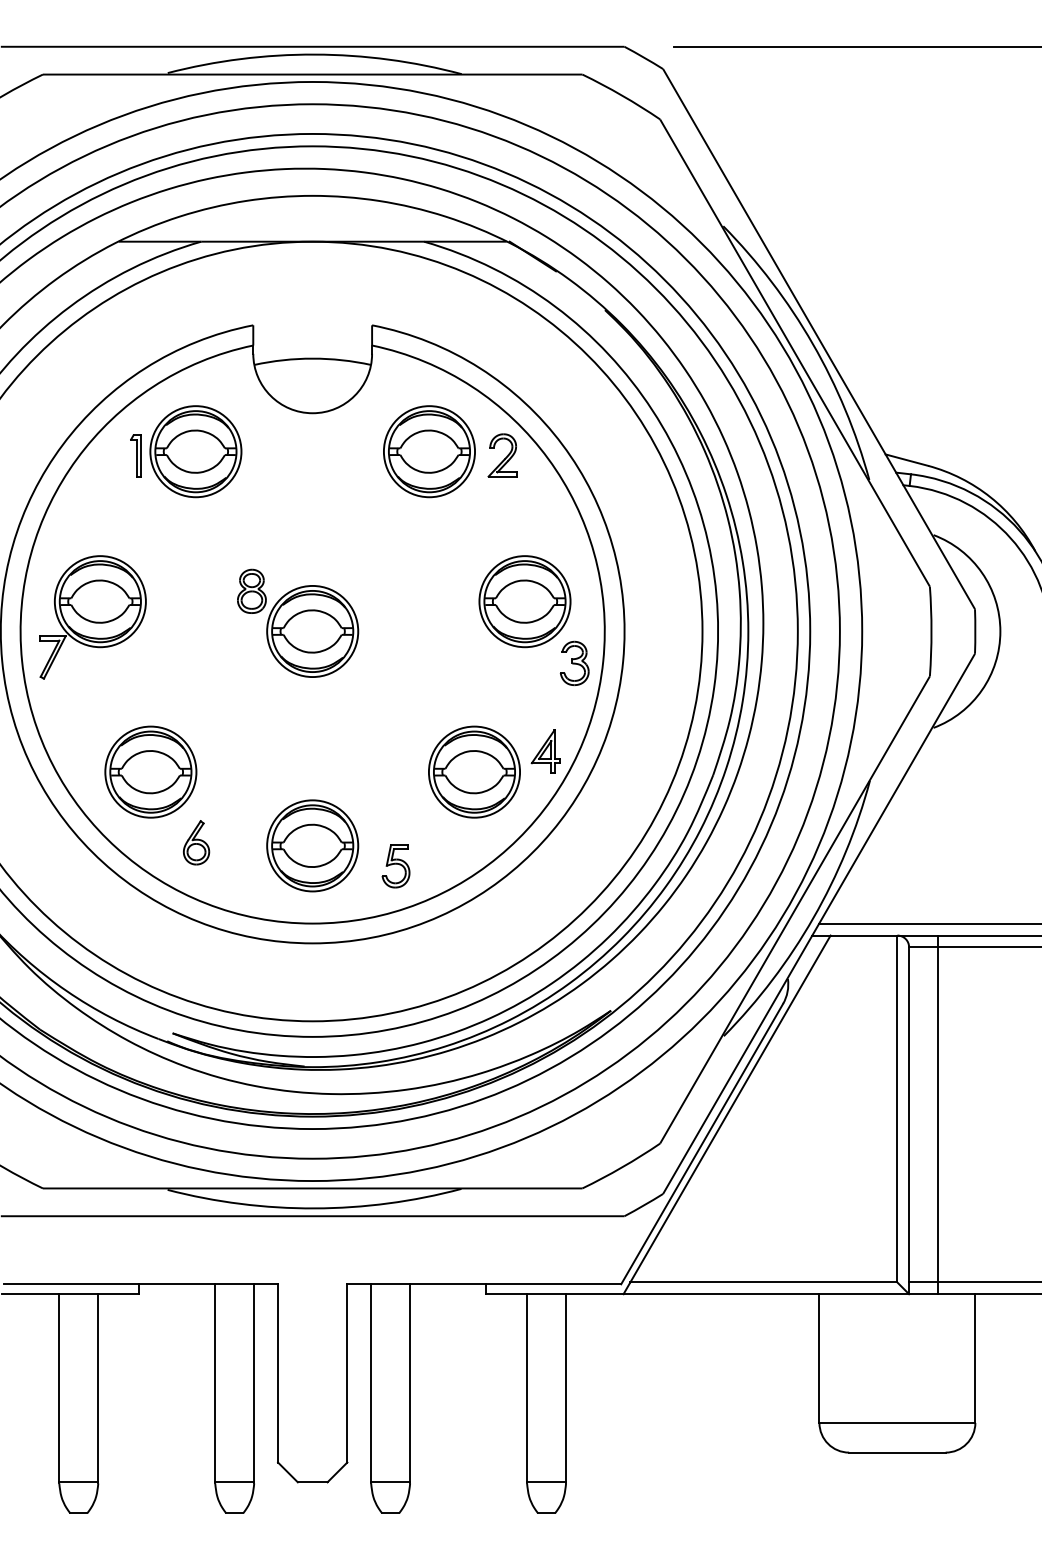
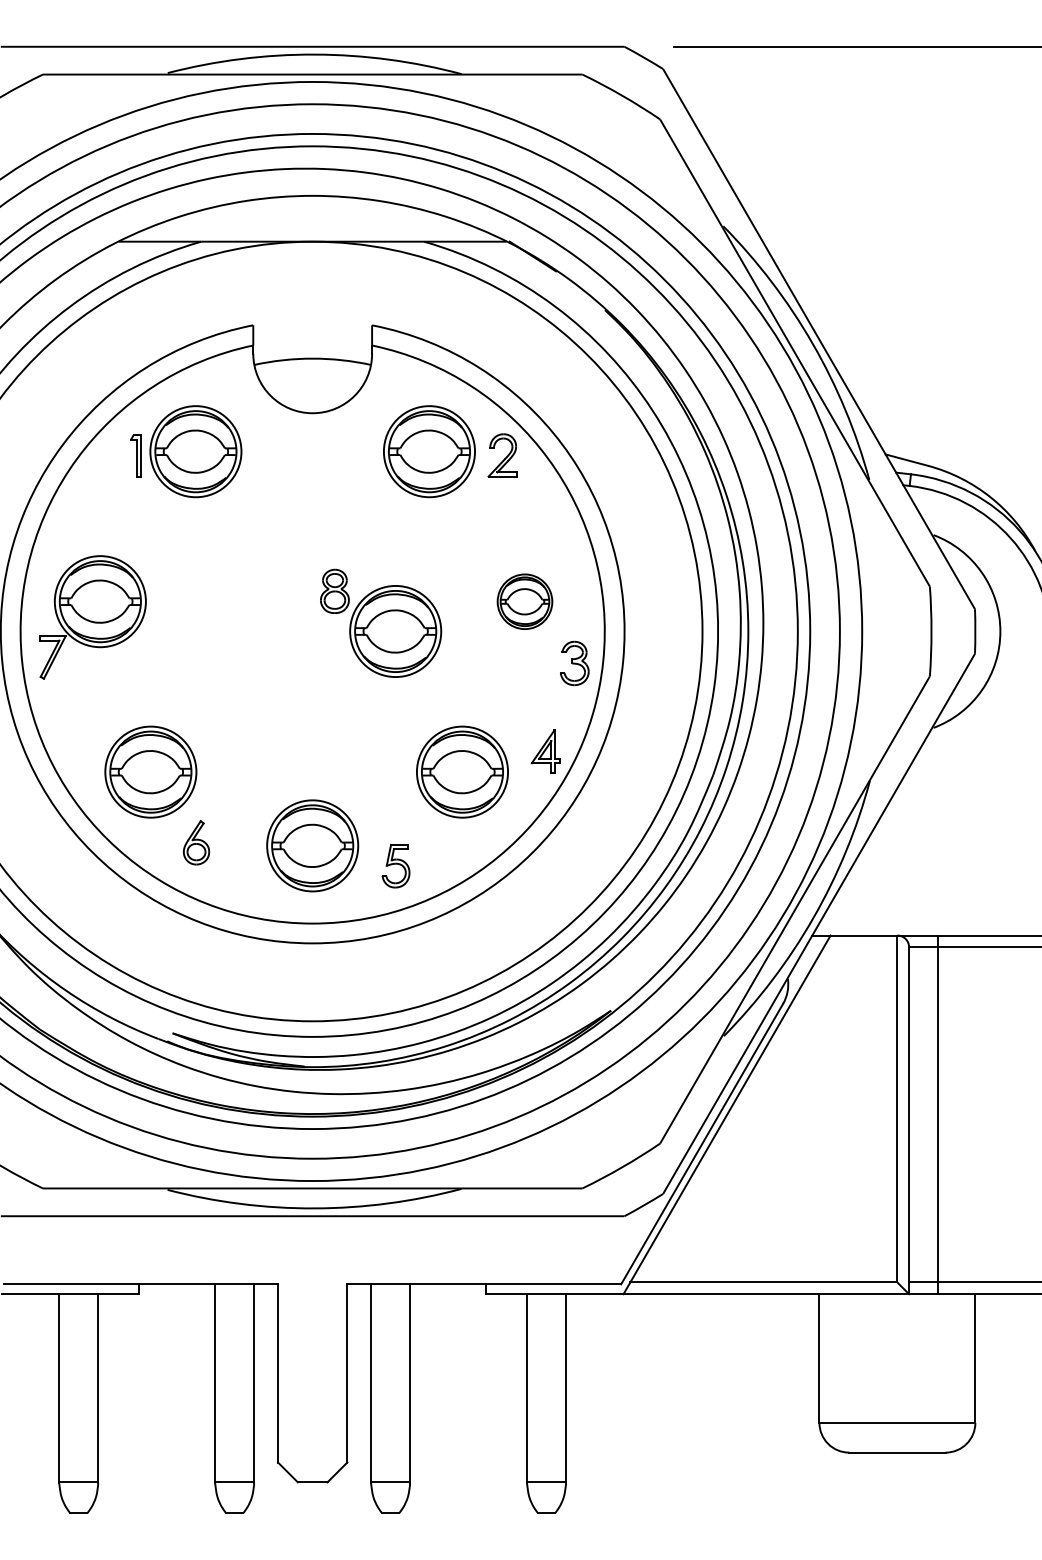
part size: 94x94 px -> 58x57 px (524, 601)
part position: (298, 622) -> (381, 622) (381, 622)
part position: (474, 771) -> (462, 771) (462, 771)
line: present -> none (928, 923)
